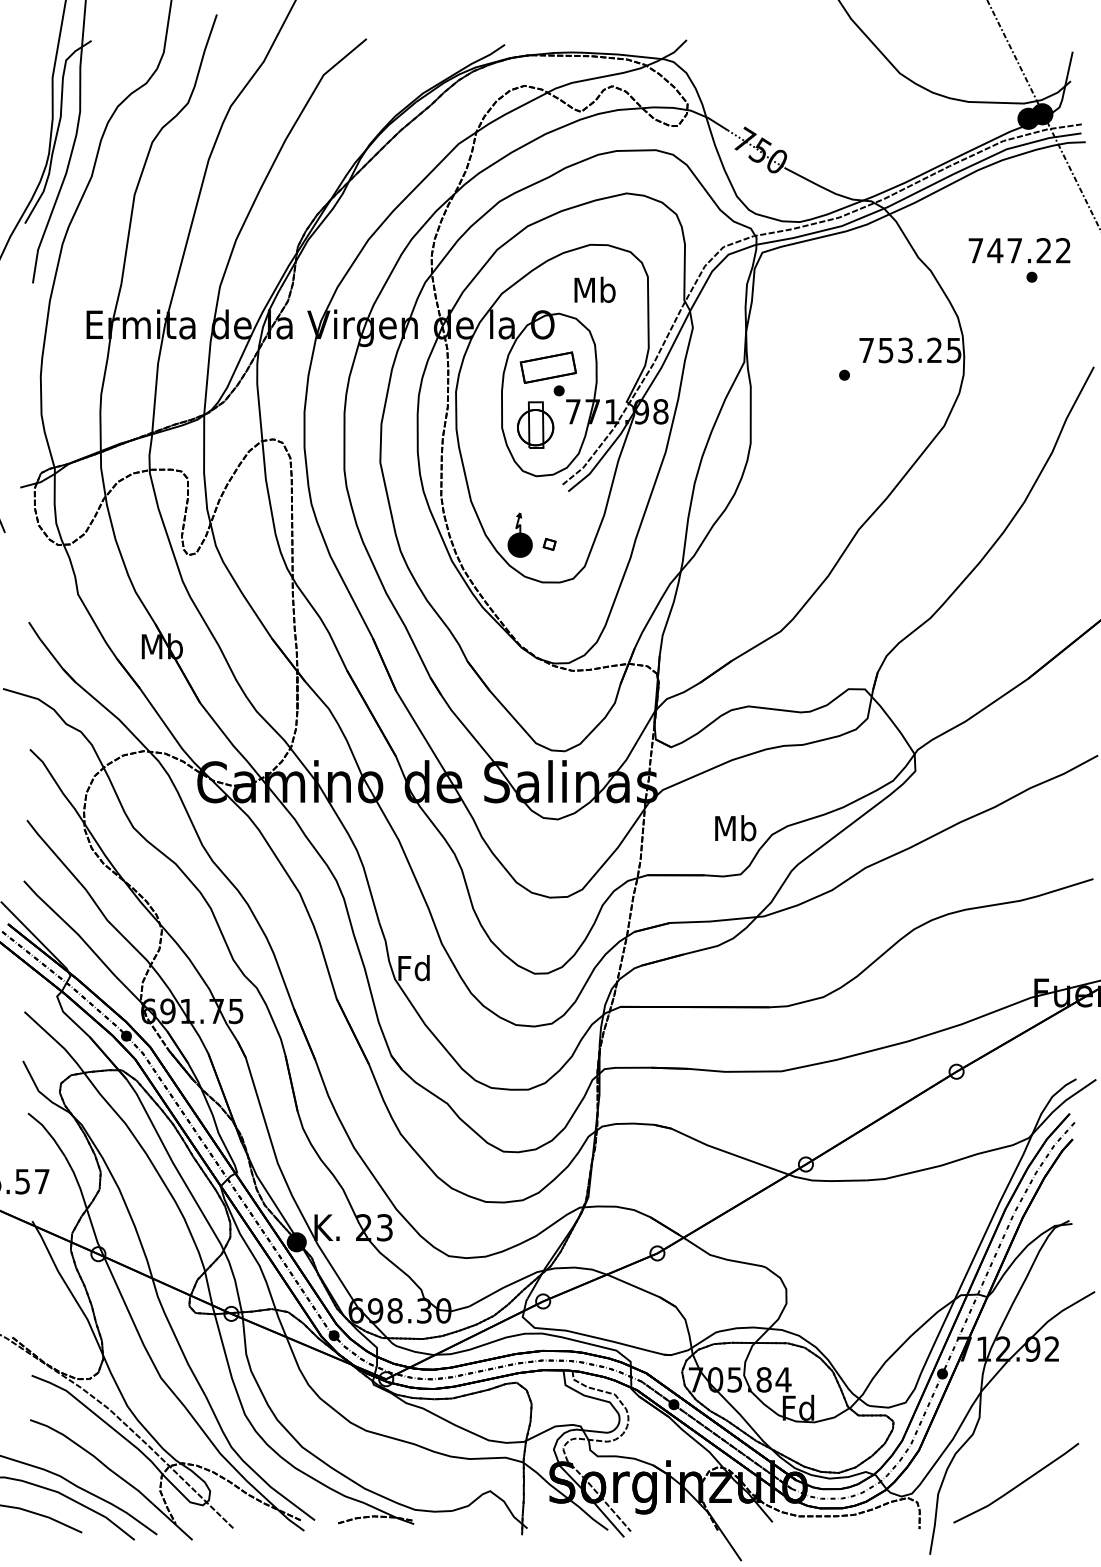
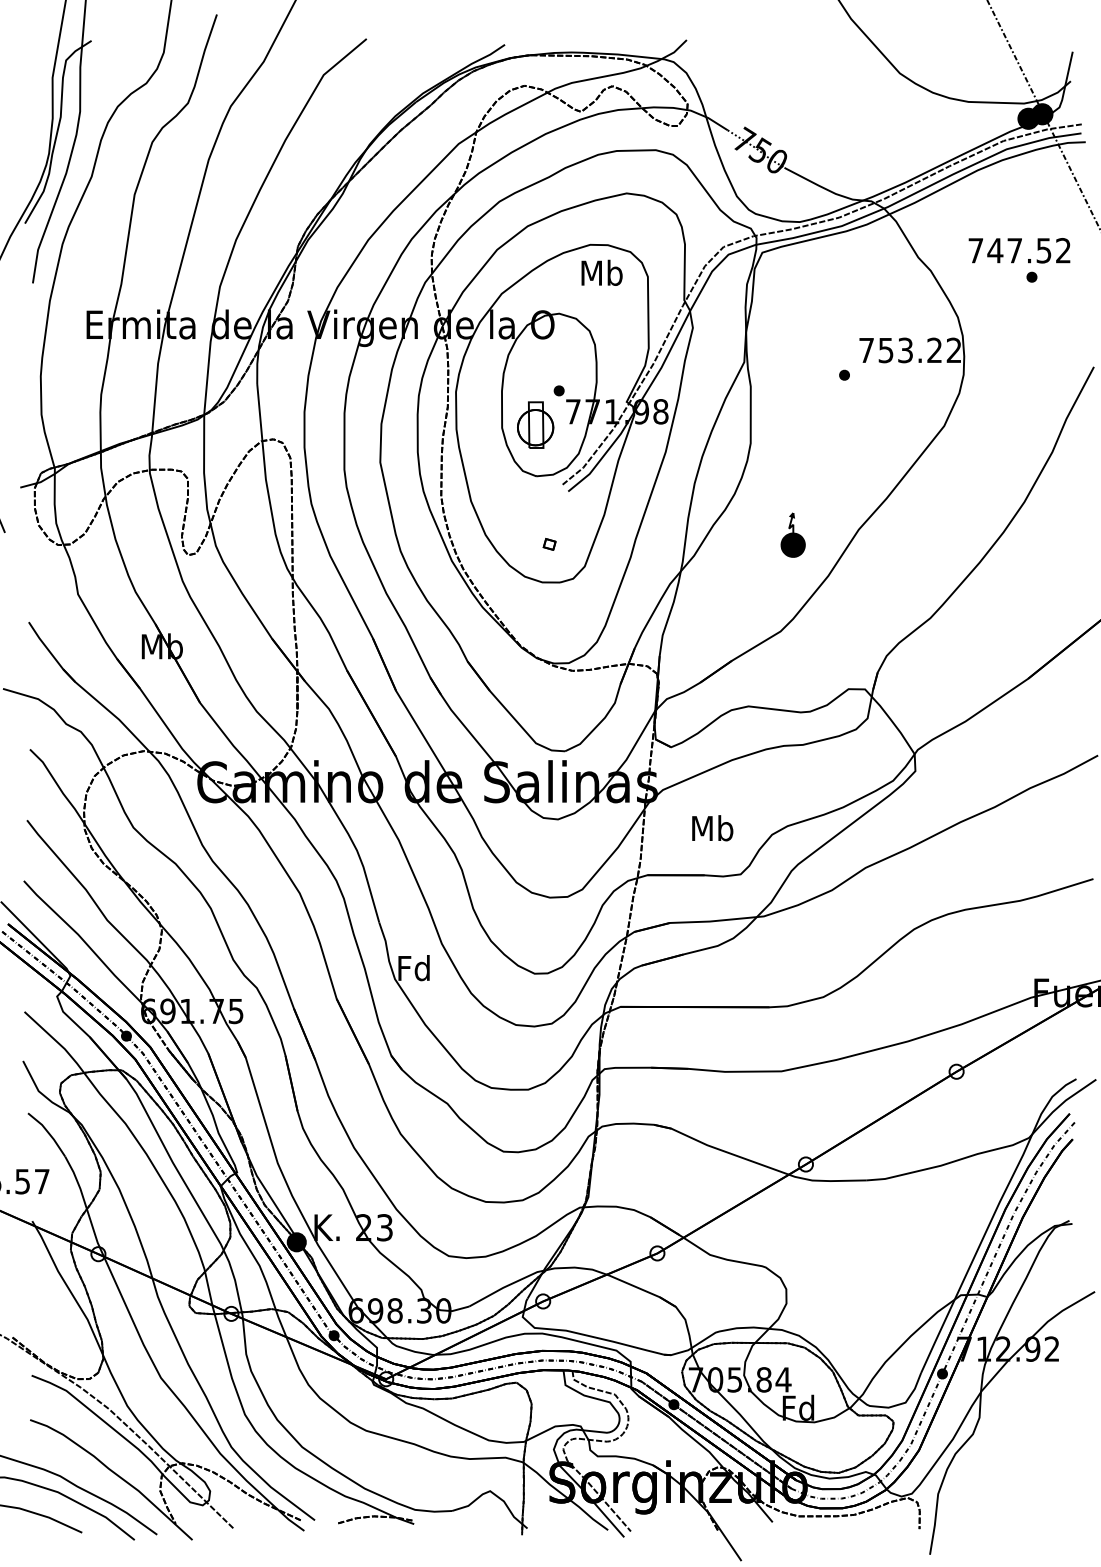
text: 747.22 -> 747.52 (1043, 250)
text position: (594, 289) -> (601, 272) (601, 272)
text: 753.25 -> 753.22 (953, 350)
part: present -> none (547, 367)
part position: (519, 534) -> (792, 534) (792, 534)
text position: (735, 828) -> (712, 828) (712, 828)
line: present -> none (1018, 1484)
